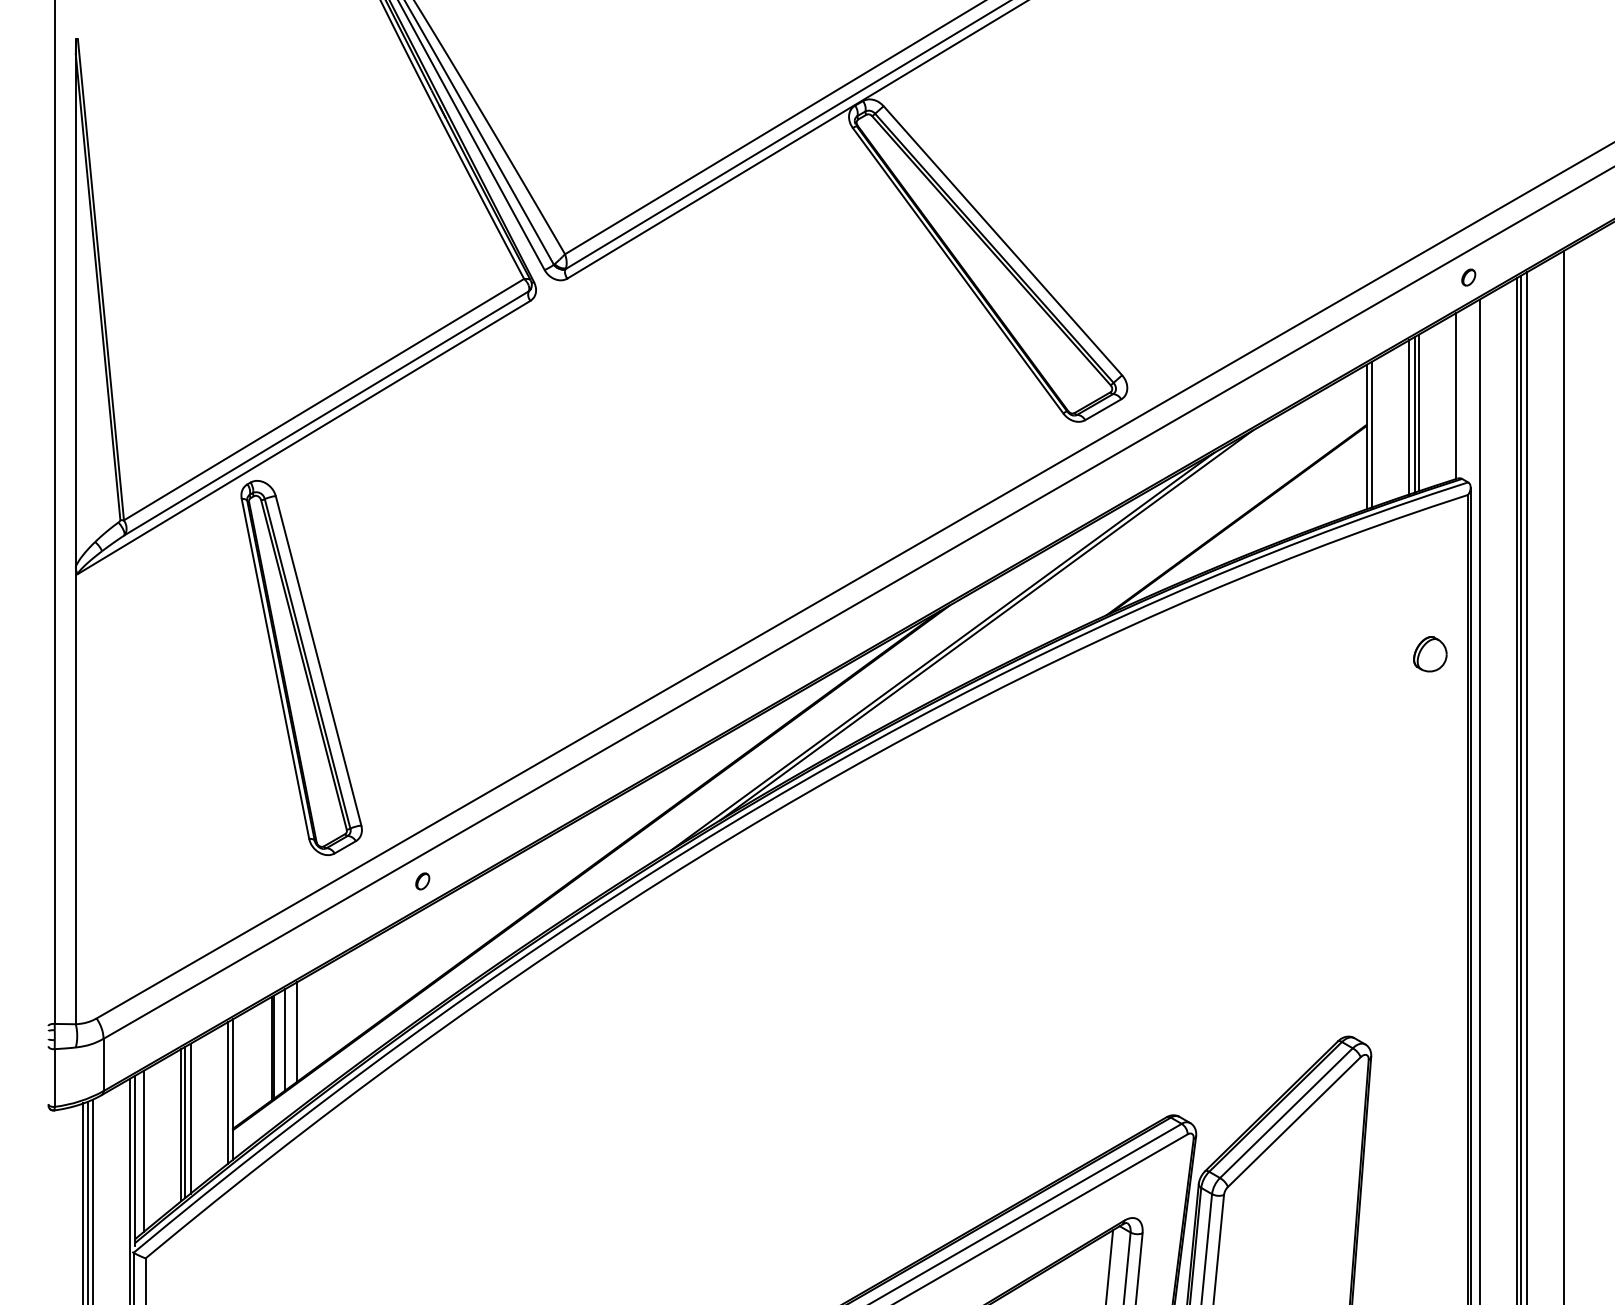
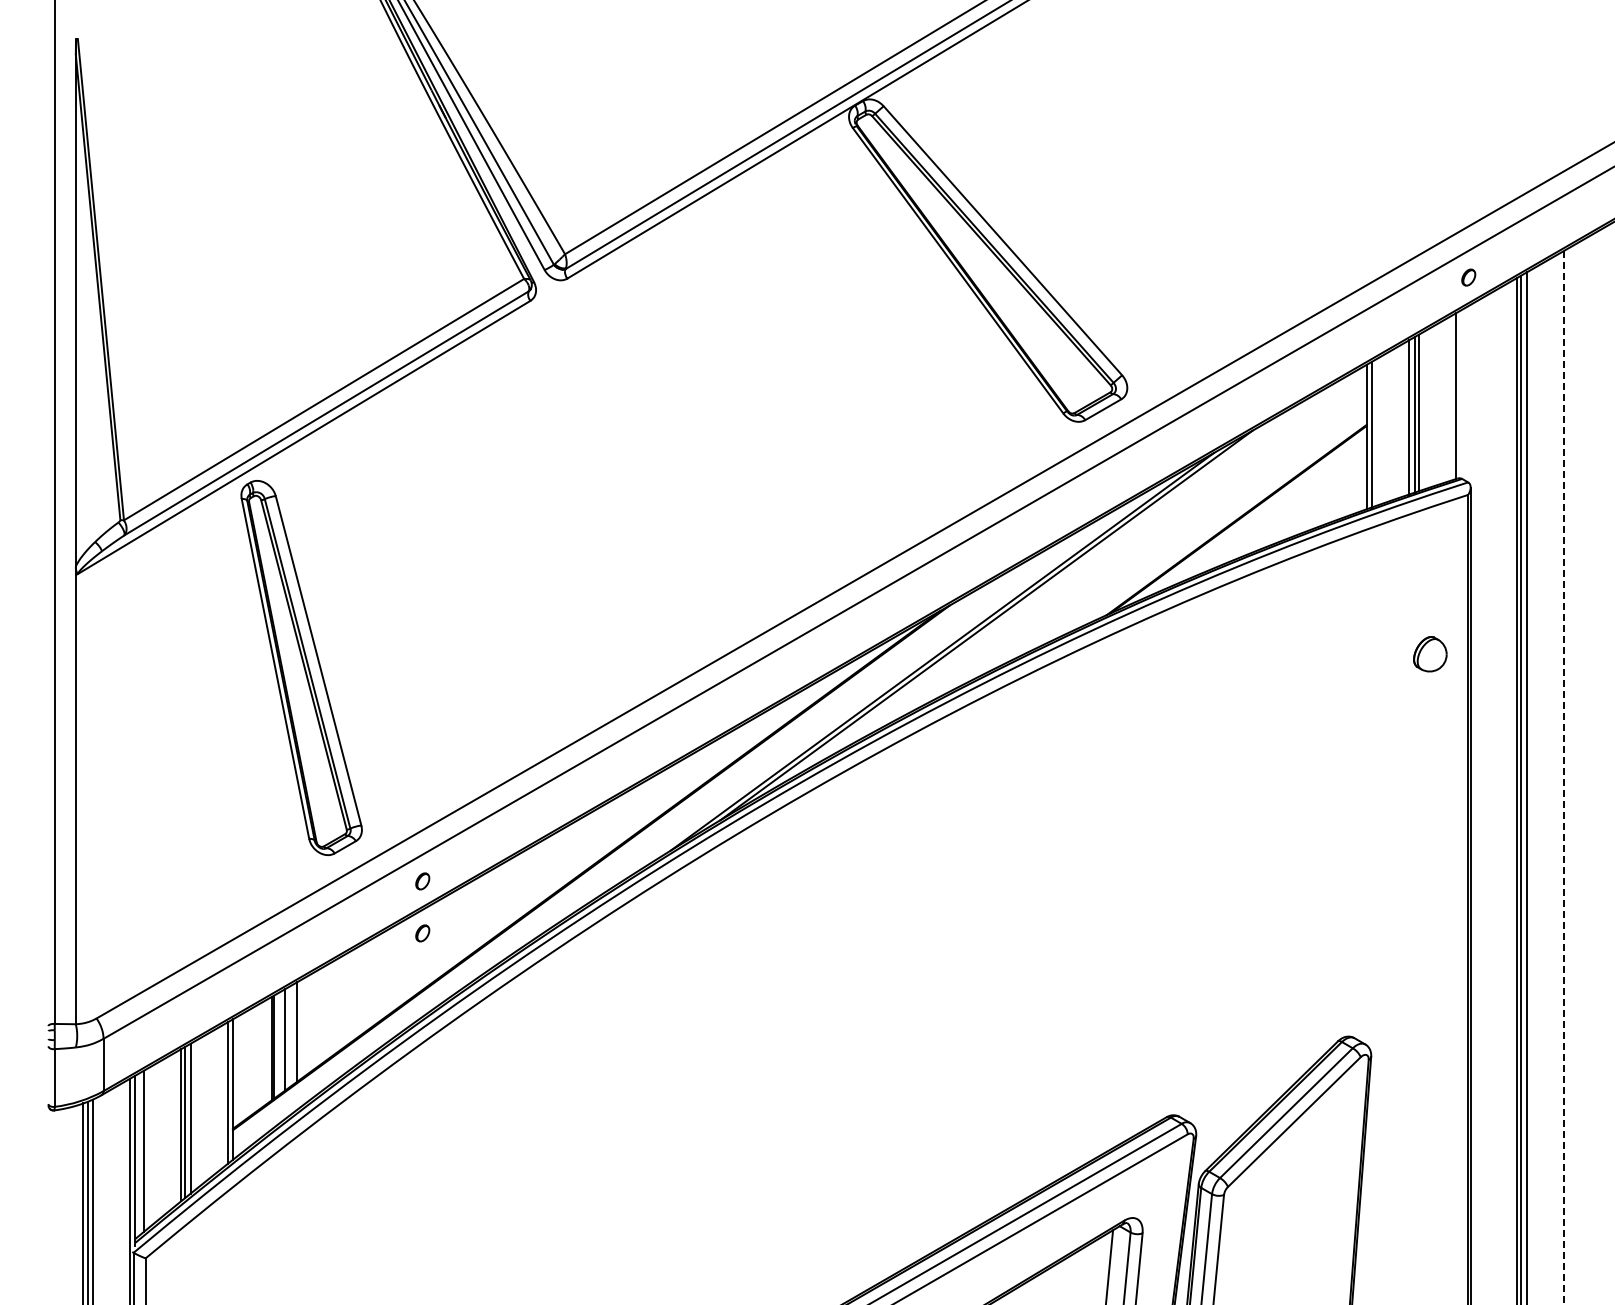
line: solid -> dashed (1564, 777)
line: present -> none (1479, 800)
part: none -> present (422, 933)
